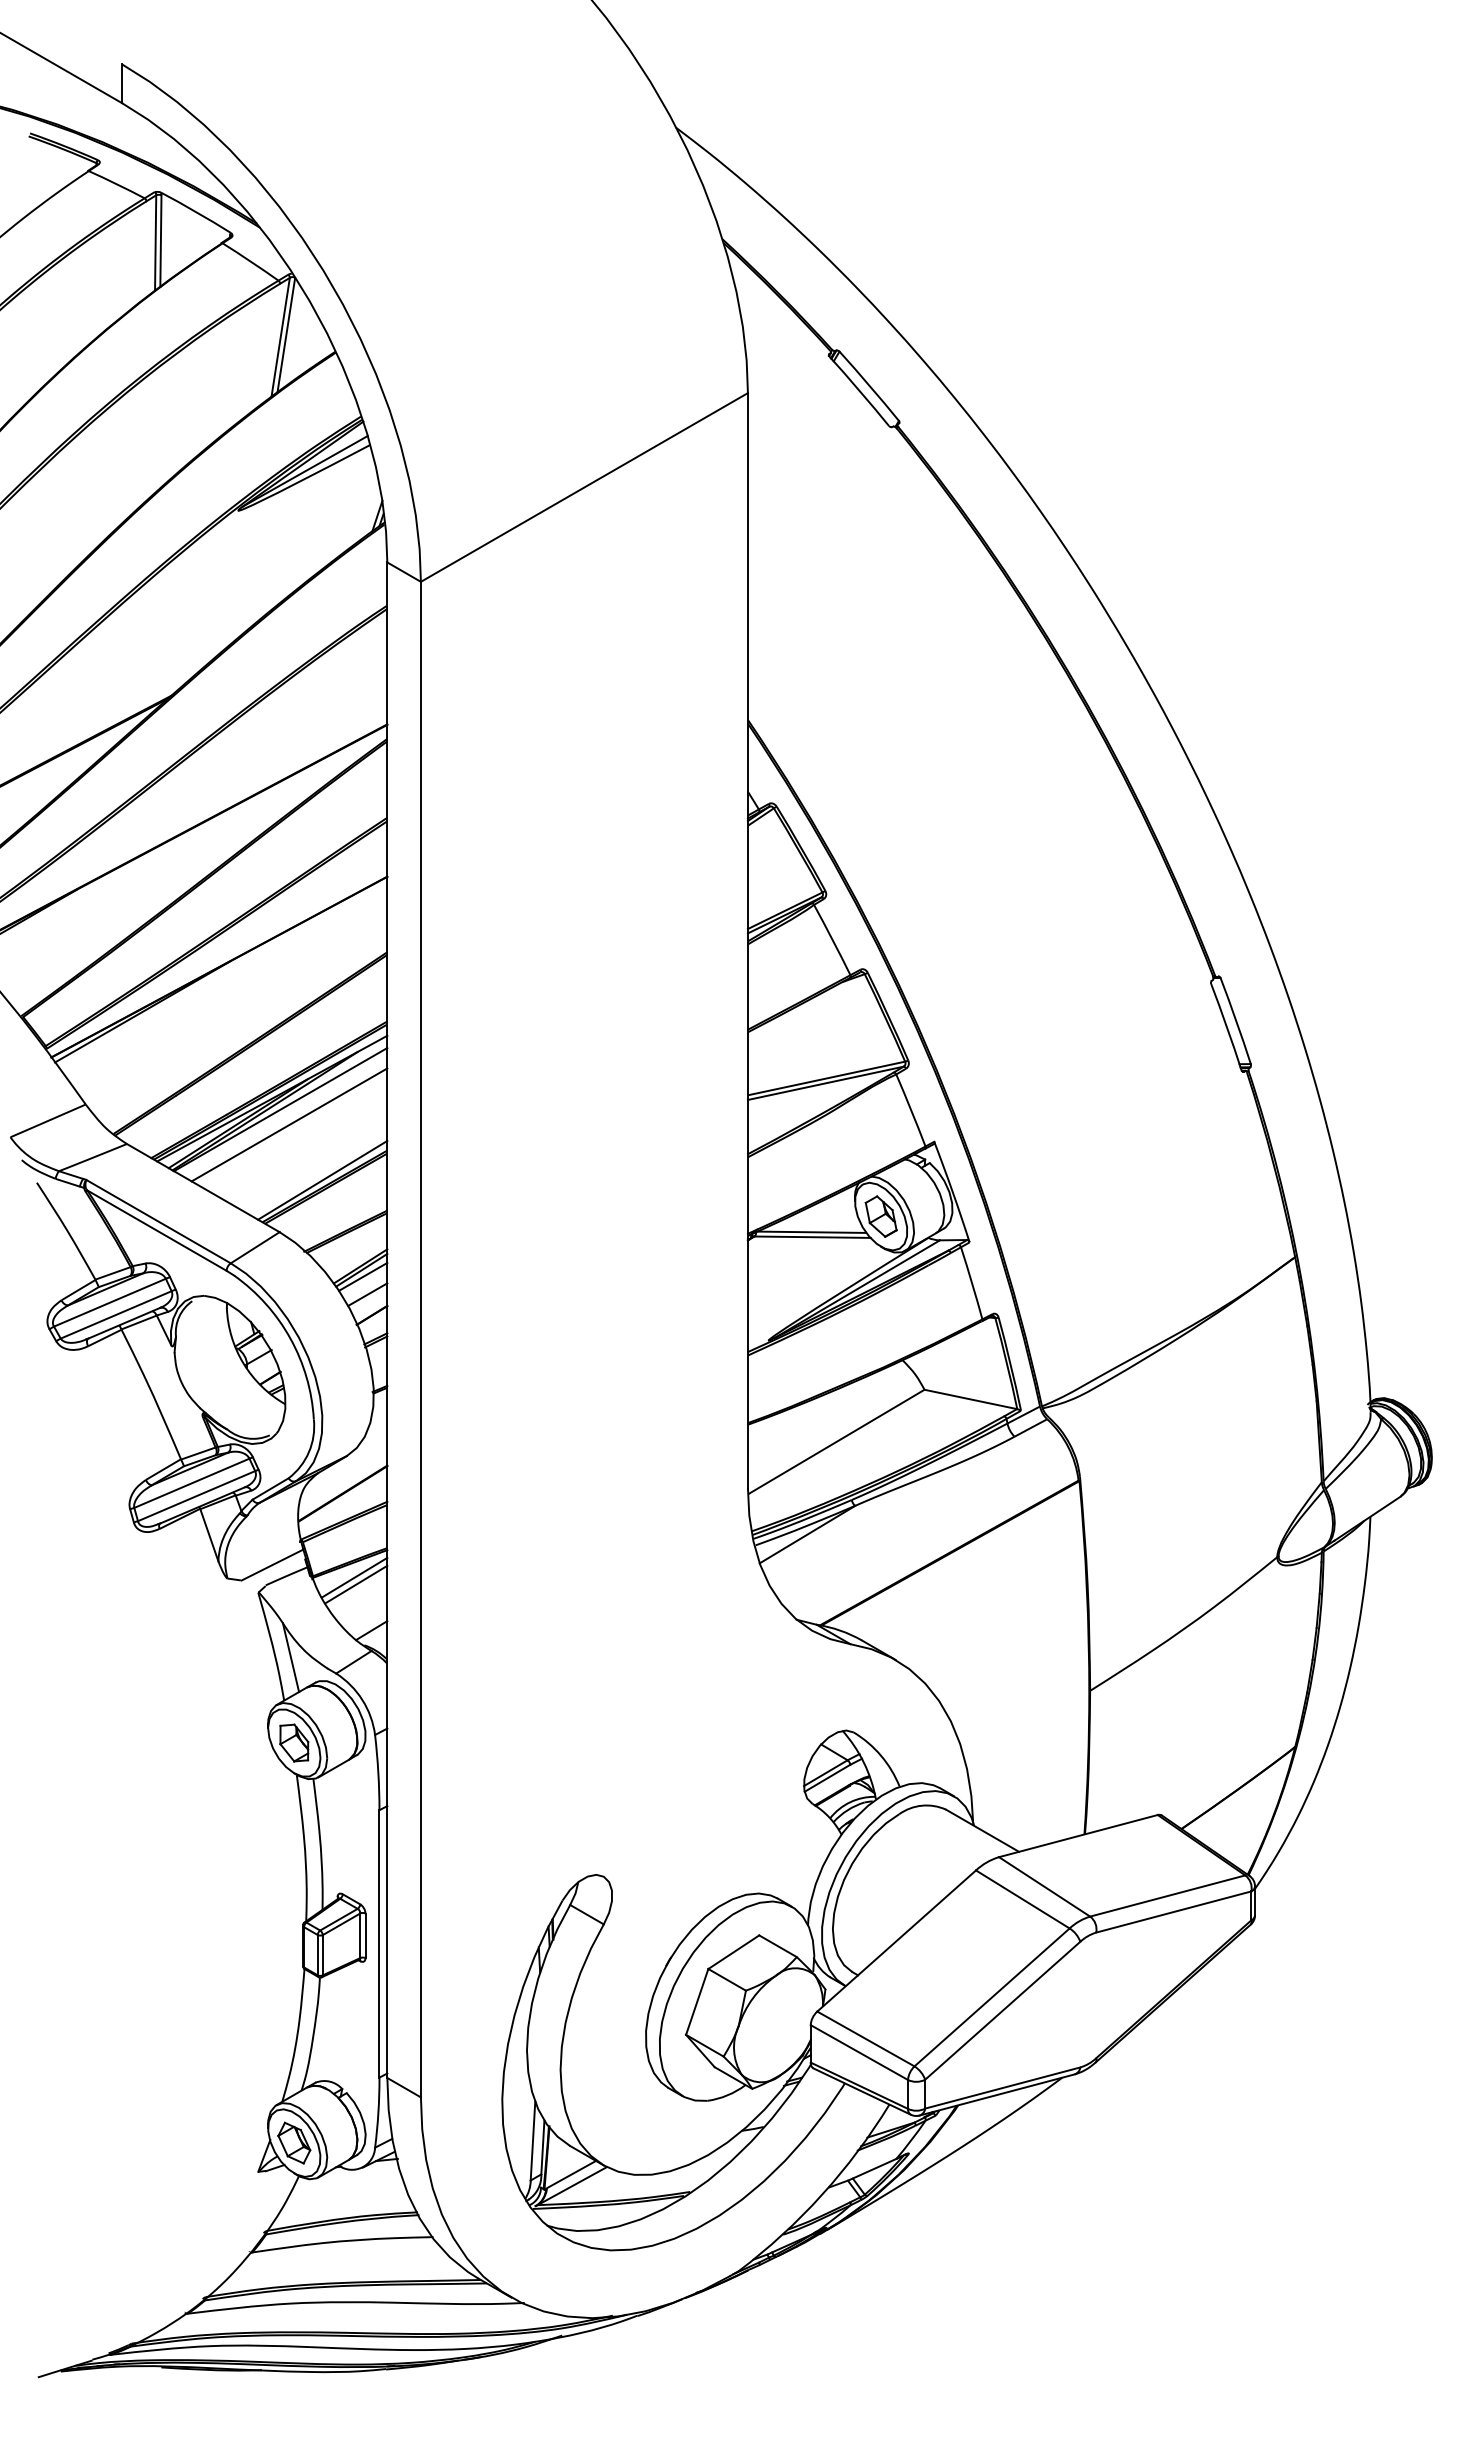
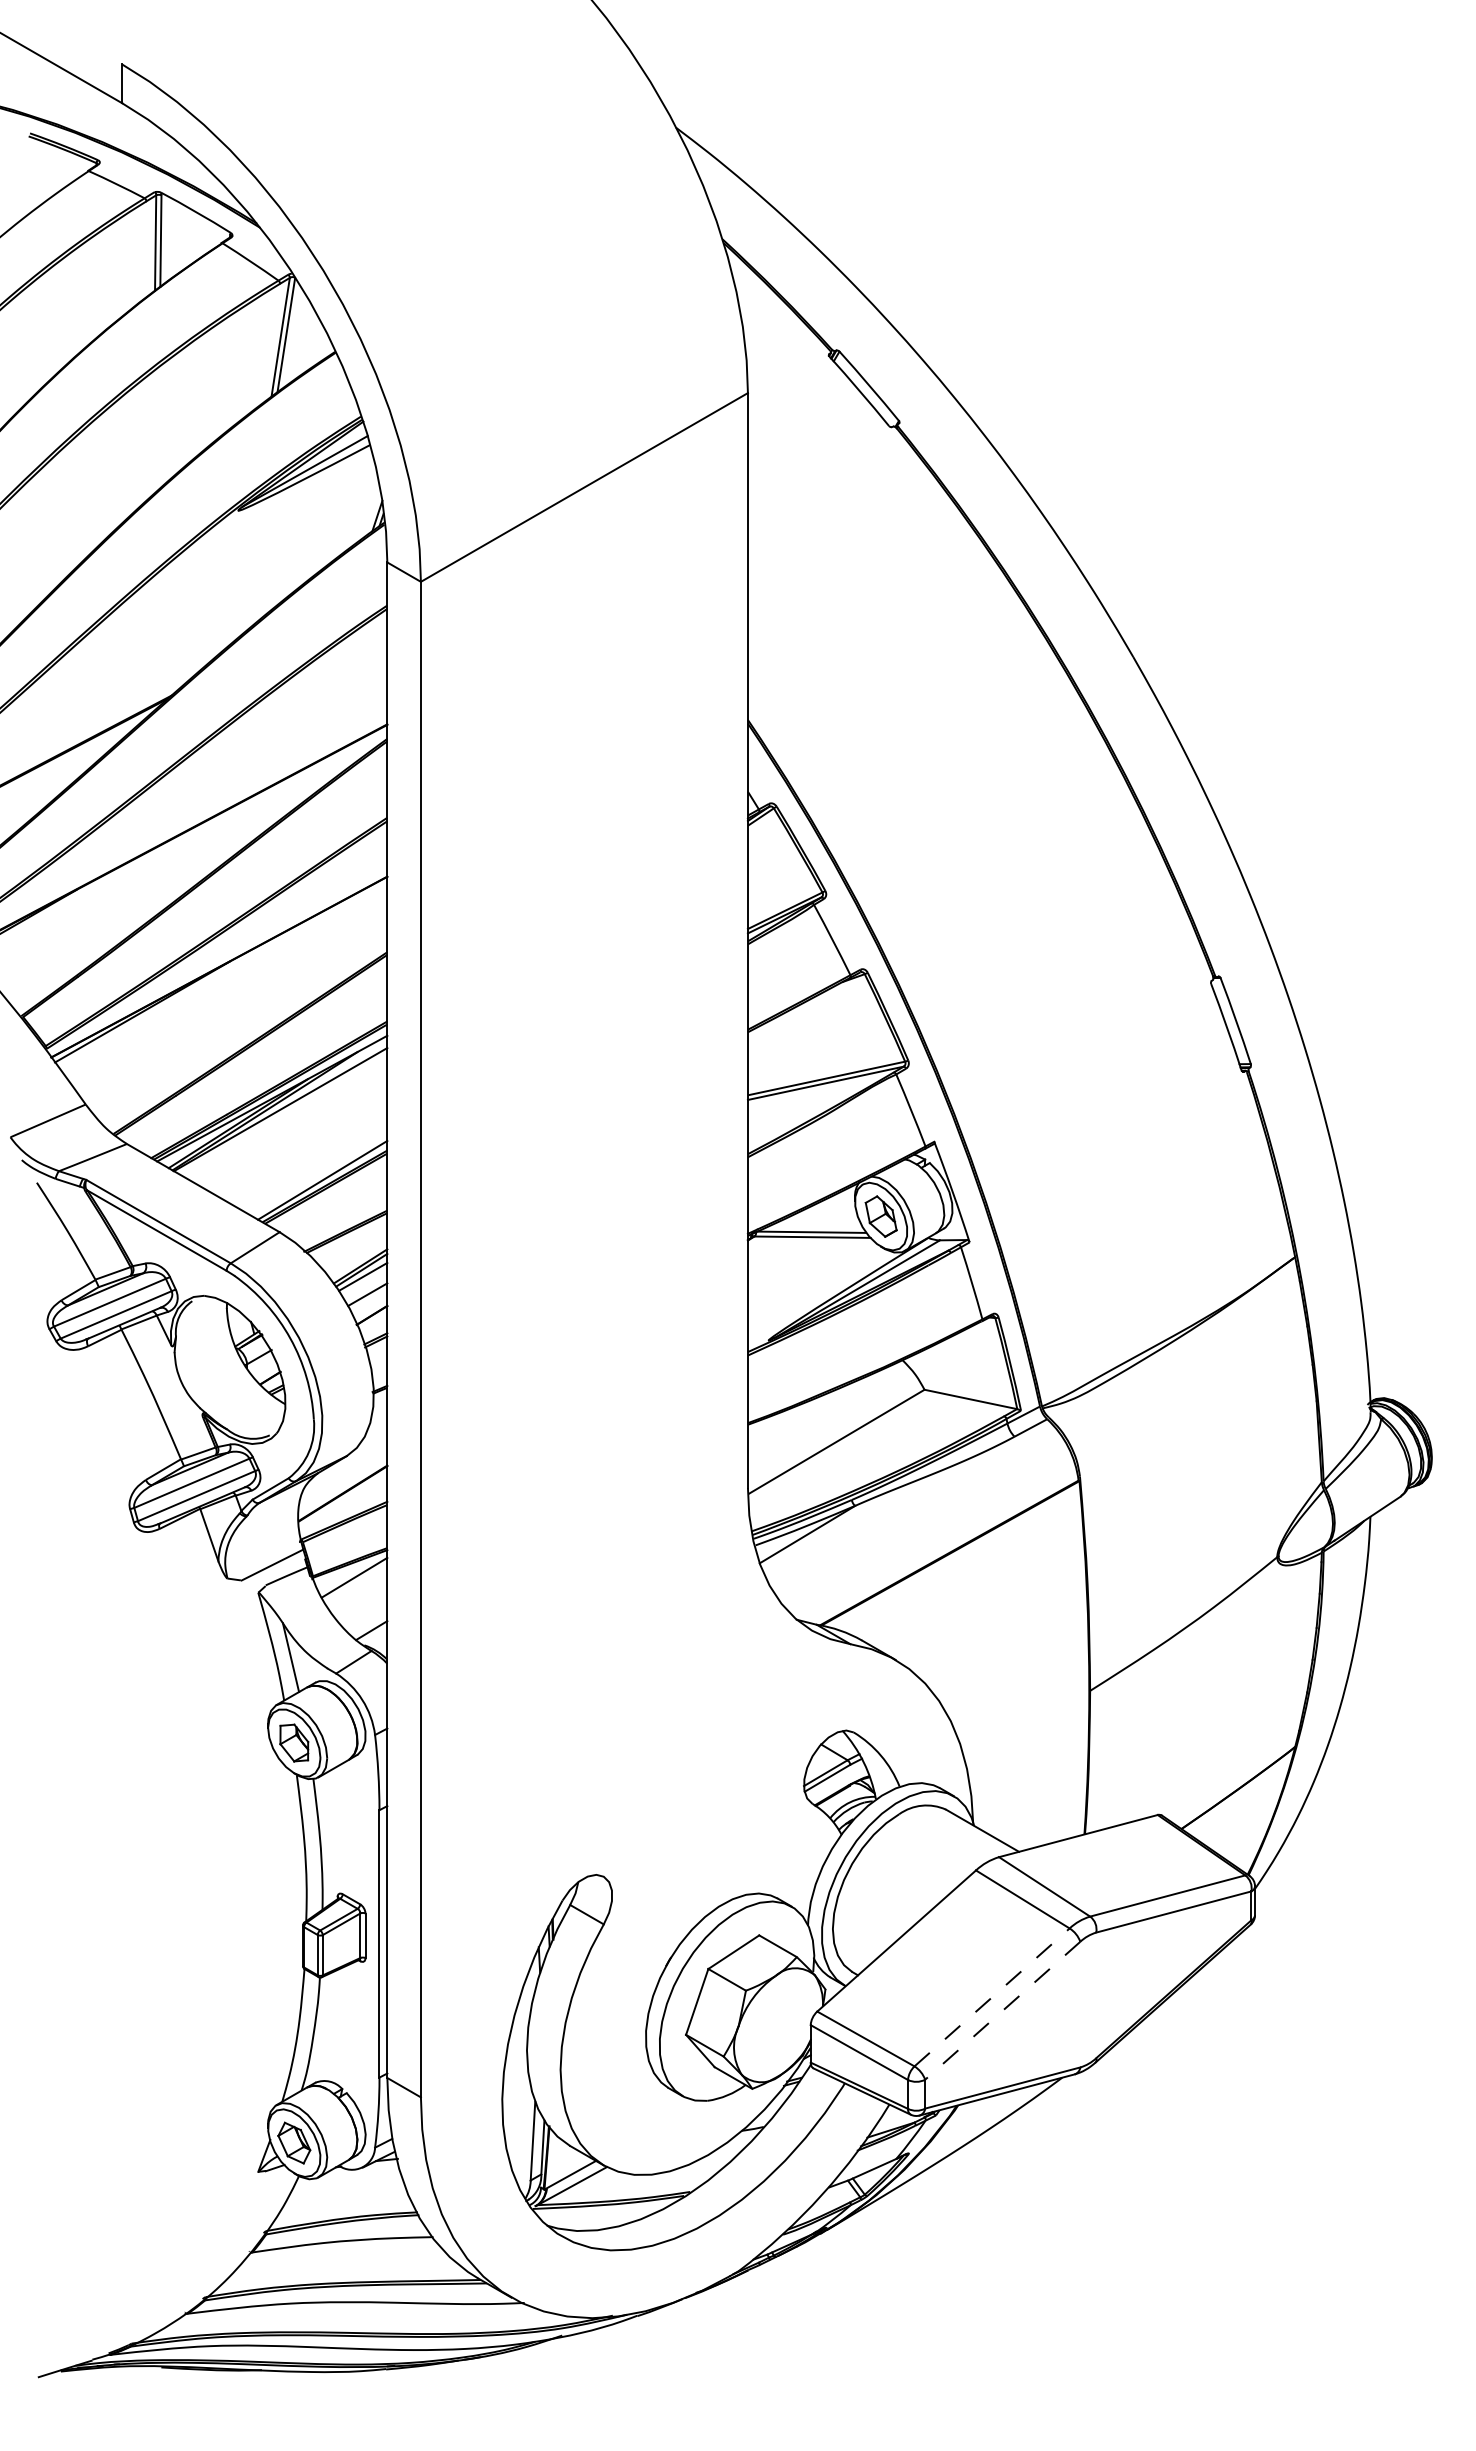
line: present -> none (289, 1124)
line: present -> none (356, 1584)
line: solid -> dashed (992, 1997)
line: solid -> dashed (1002, 2010)
